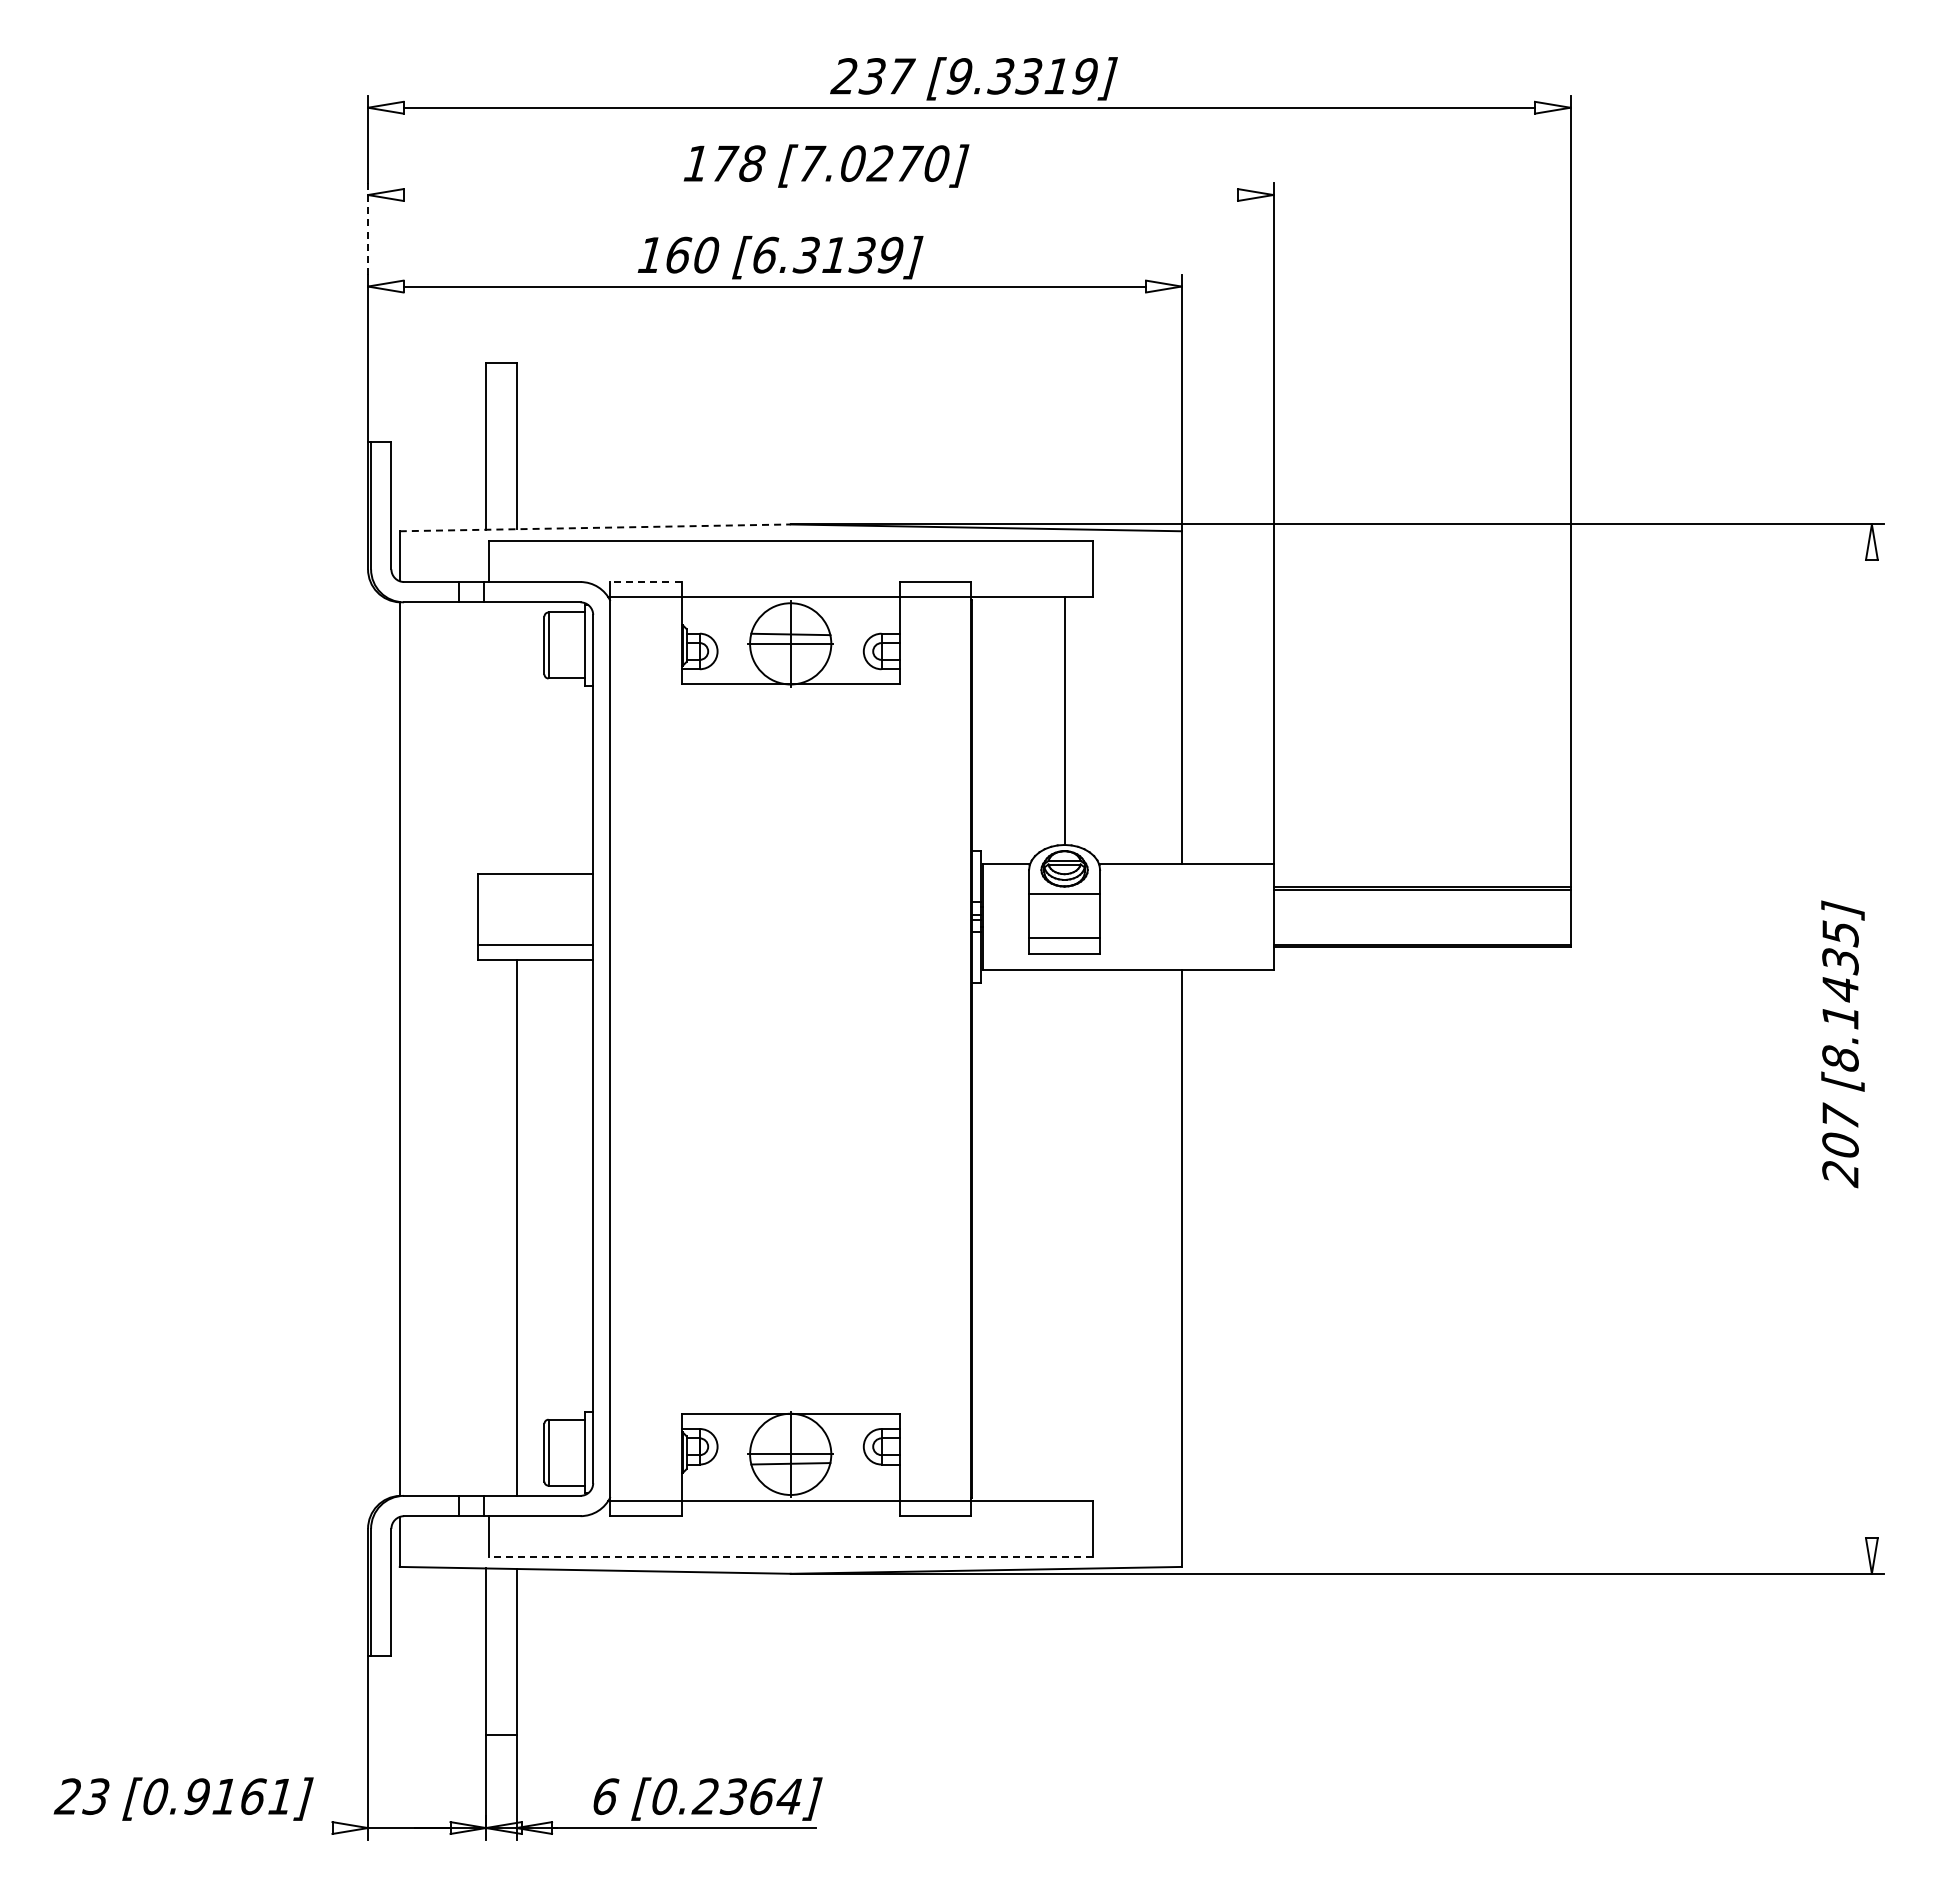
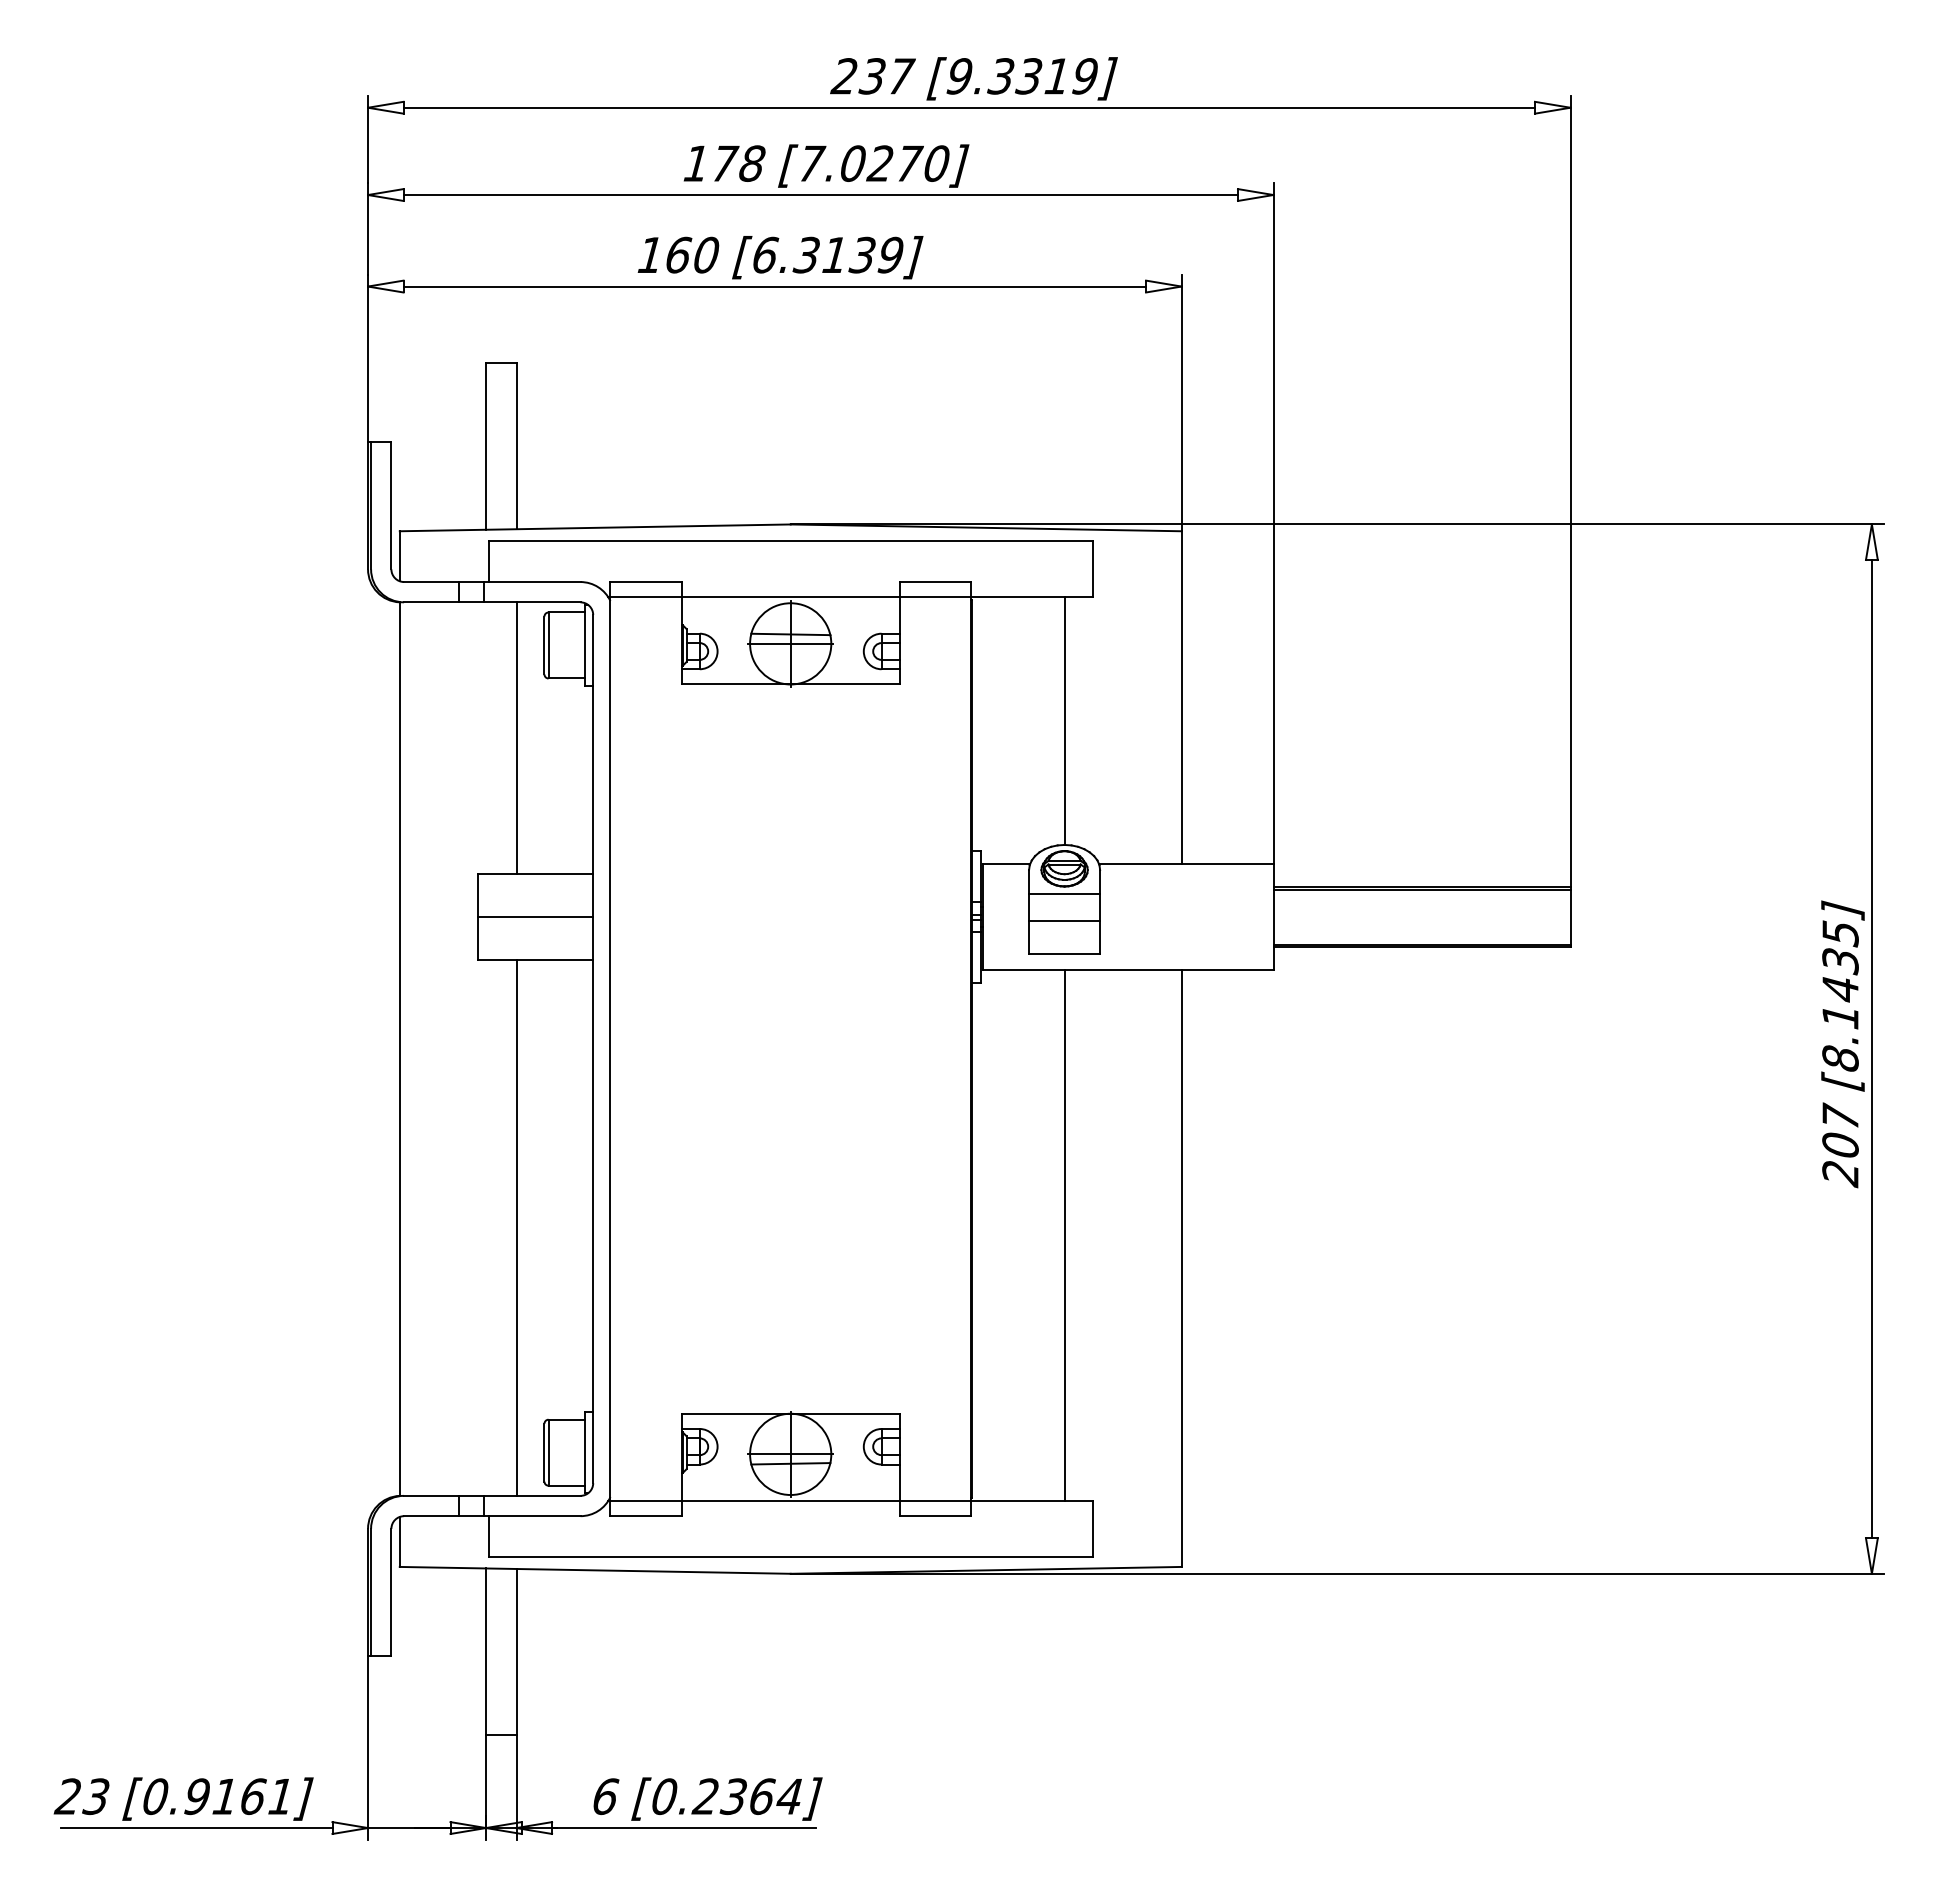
line: none -> present (820, 195)
line: dashed -> solid (368, 228)
line: dashed -> solid (595, 527)
line: dashed -> solid (646, 582)
line: none -> present (516, 738)
line position: (1064, 938) -> (1064, 921) (1064, 921)
line position: (535, 945) -> (535, 917) (535, 917)
line: none -> present (1871, 1049)
line: none -> present (1064, 1235)
line: dashed -> solid (790, 1556)
line: none -> present (196, 1828)
